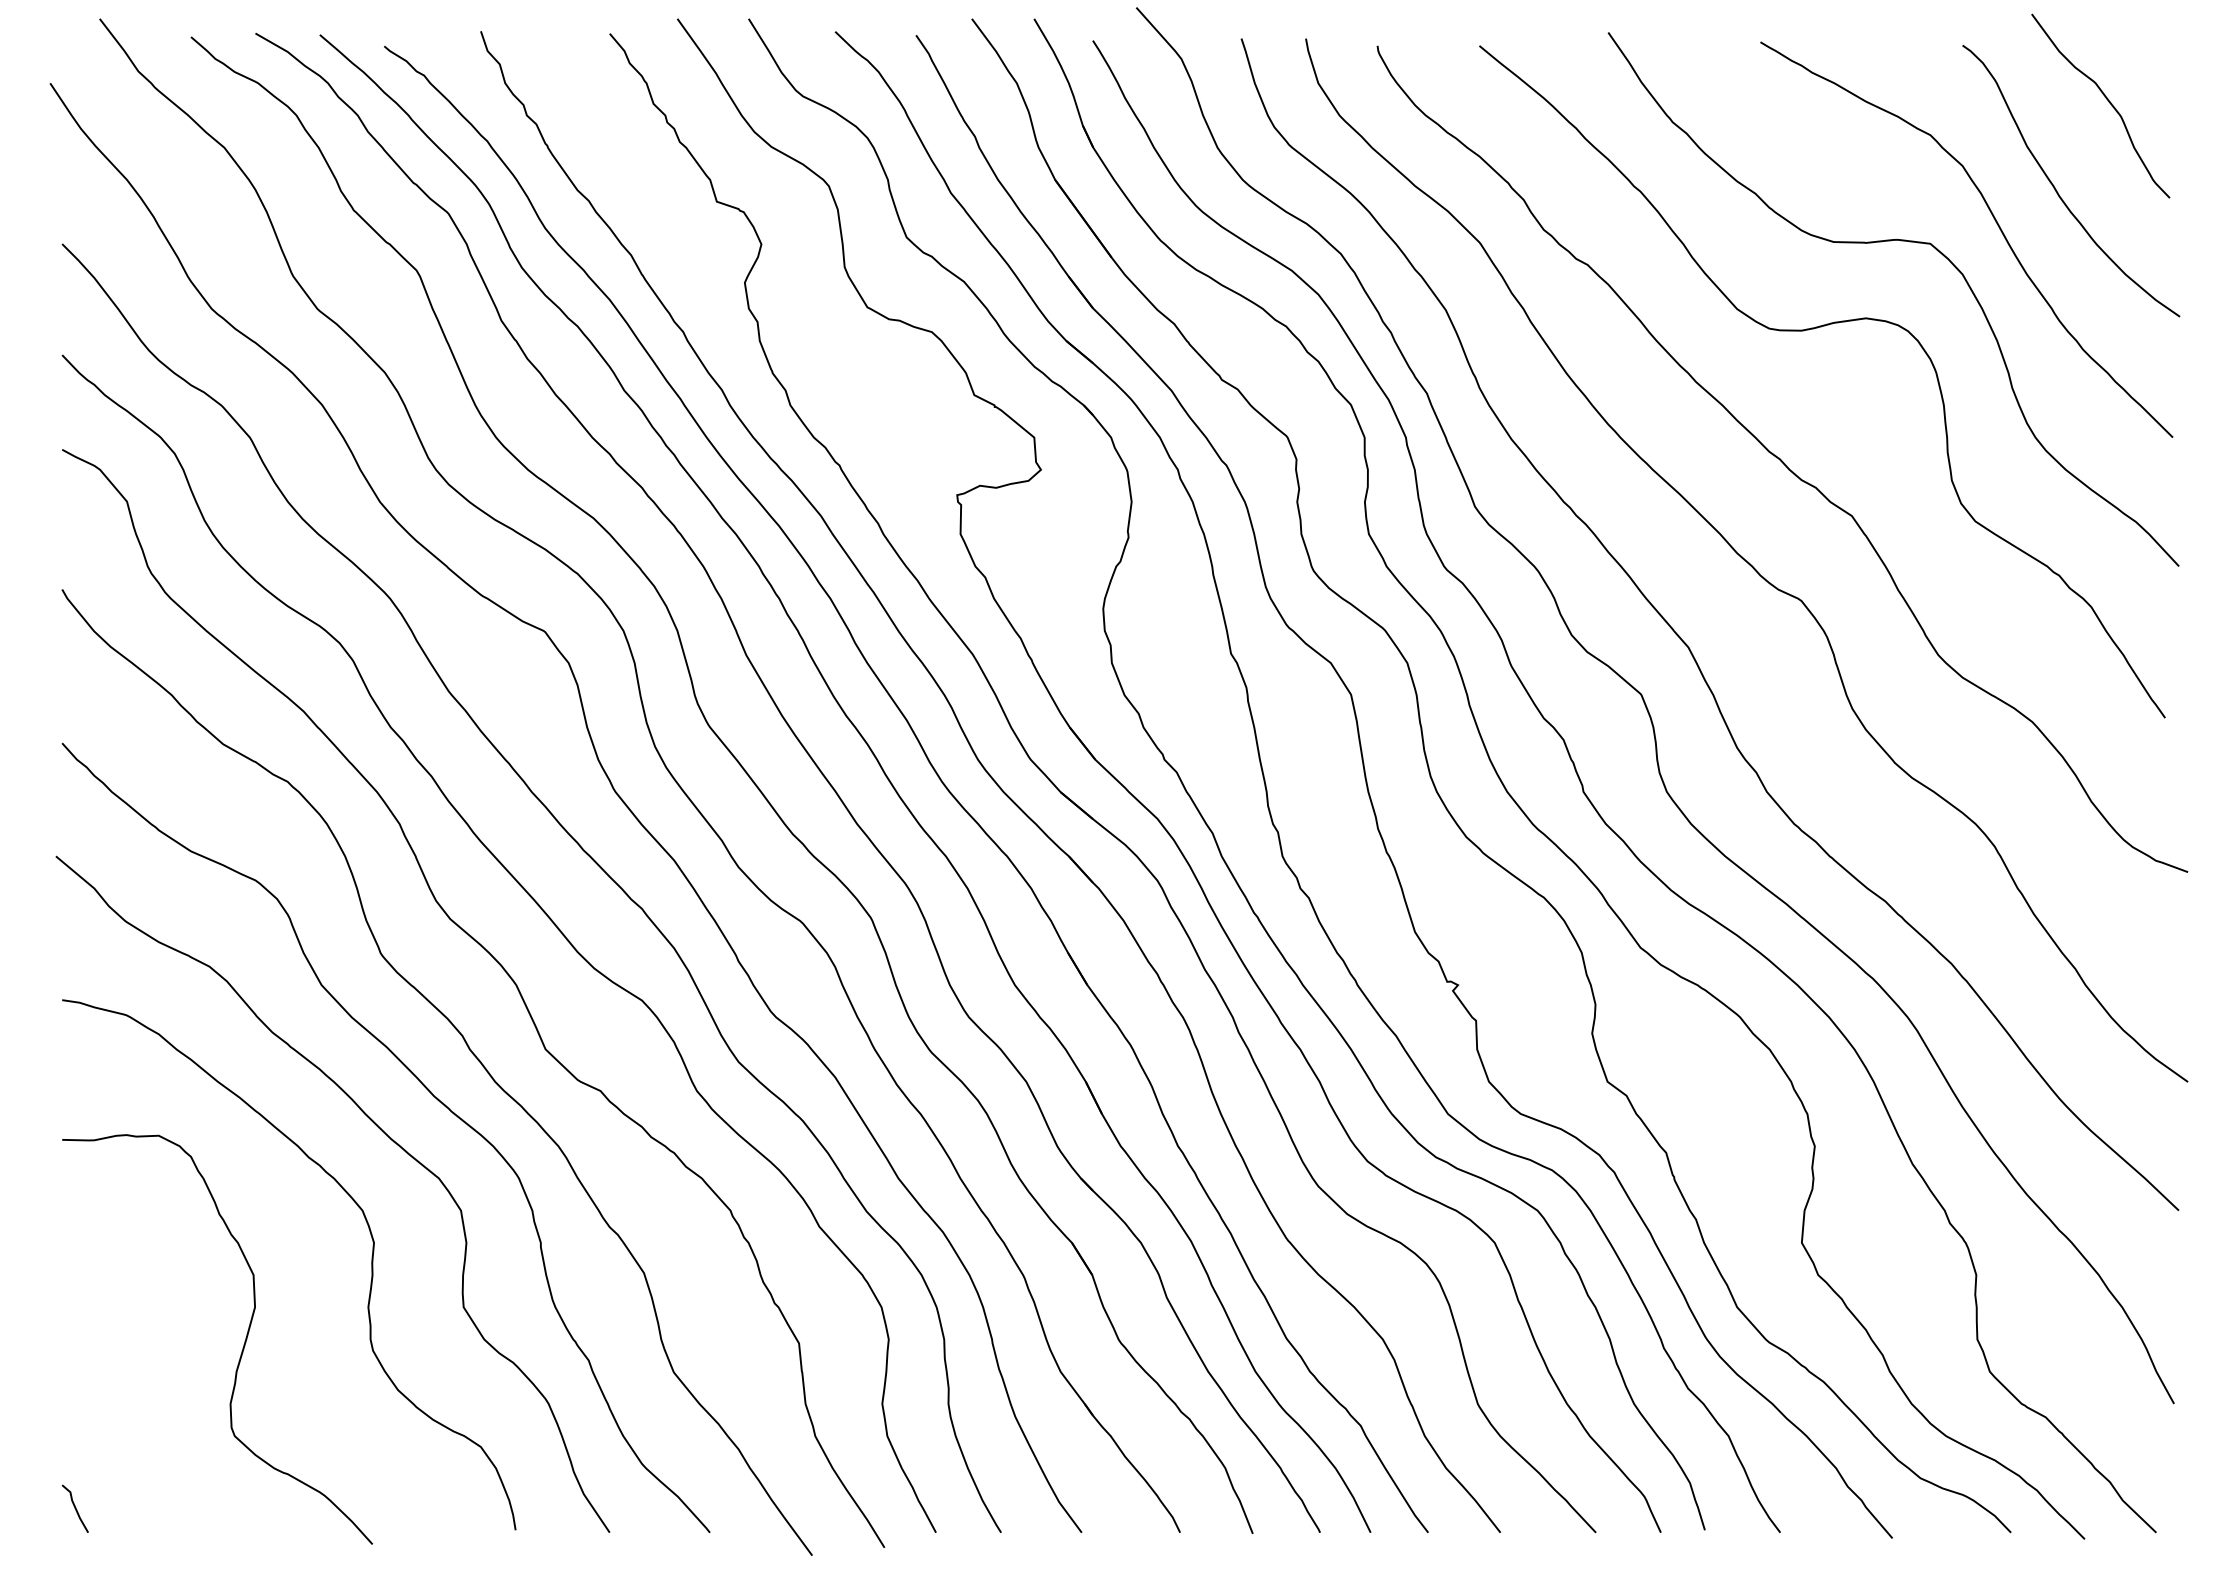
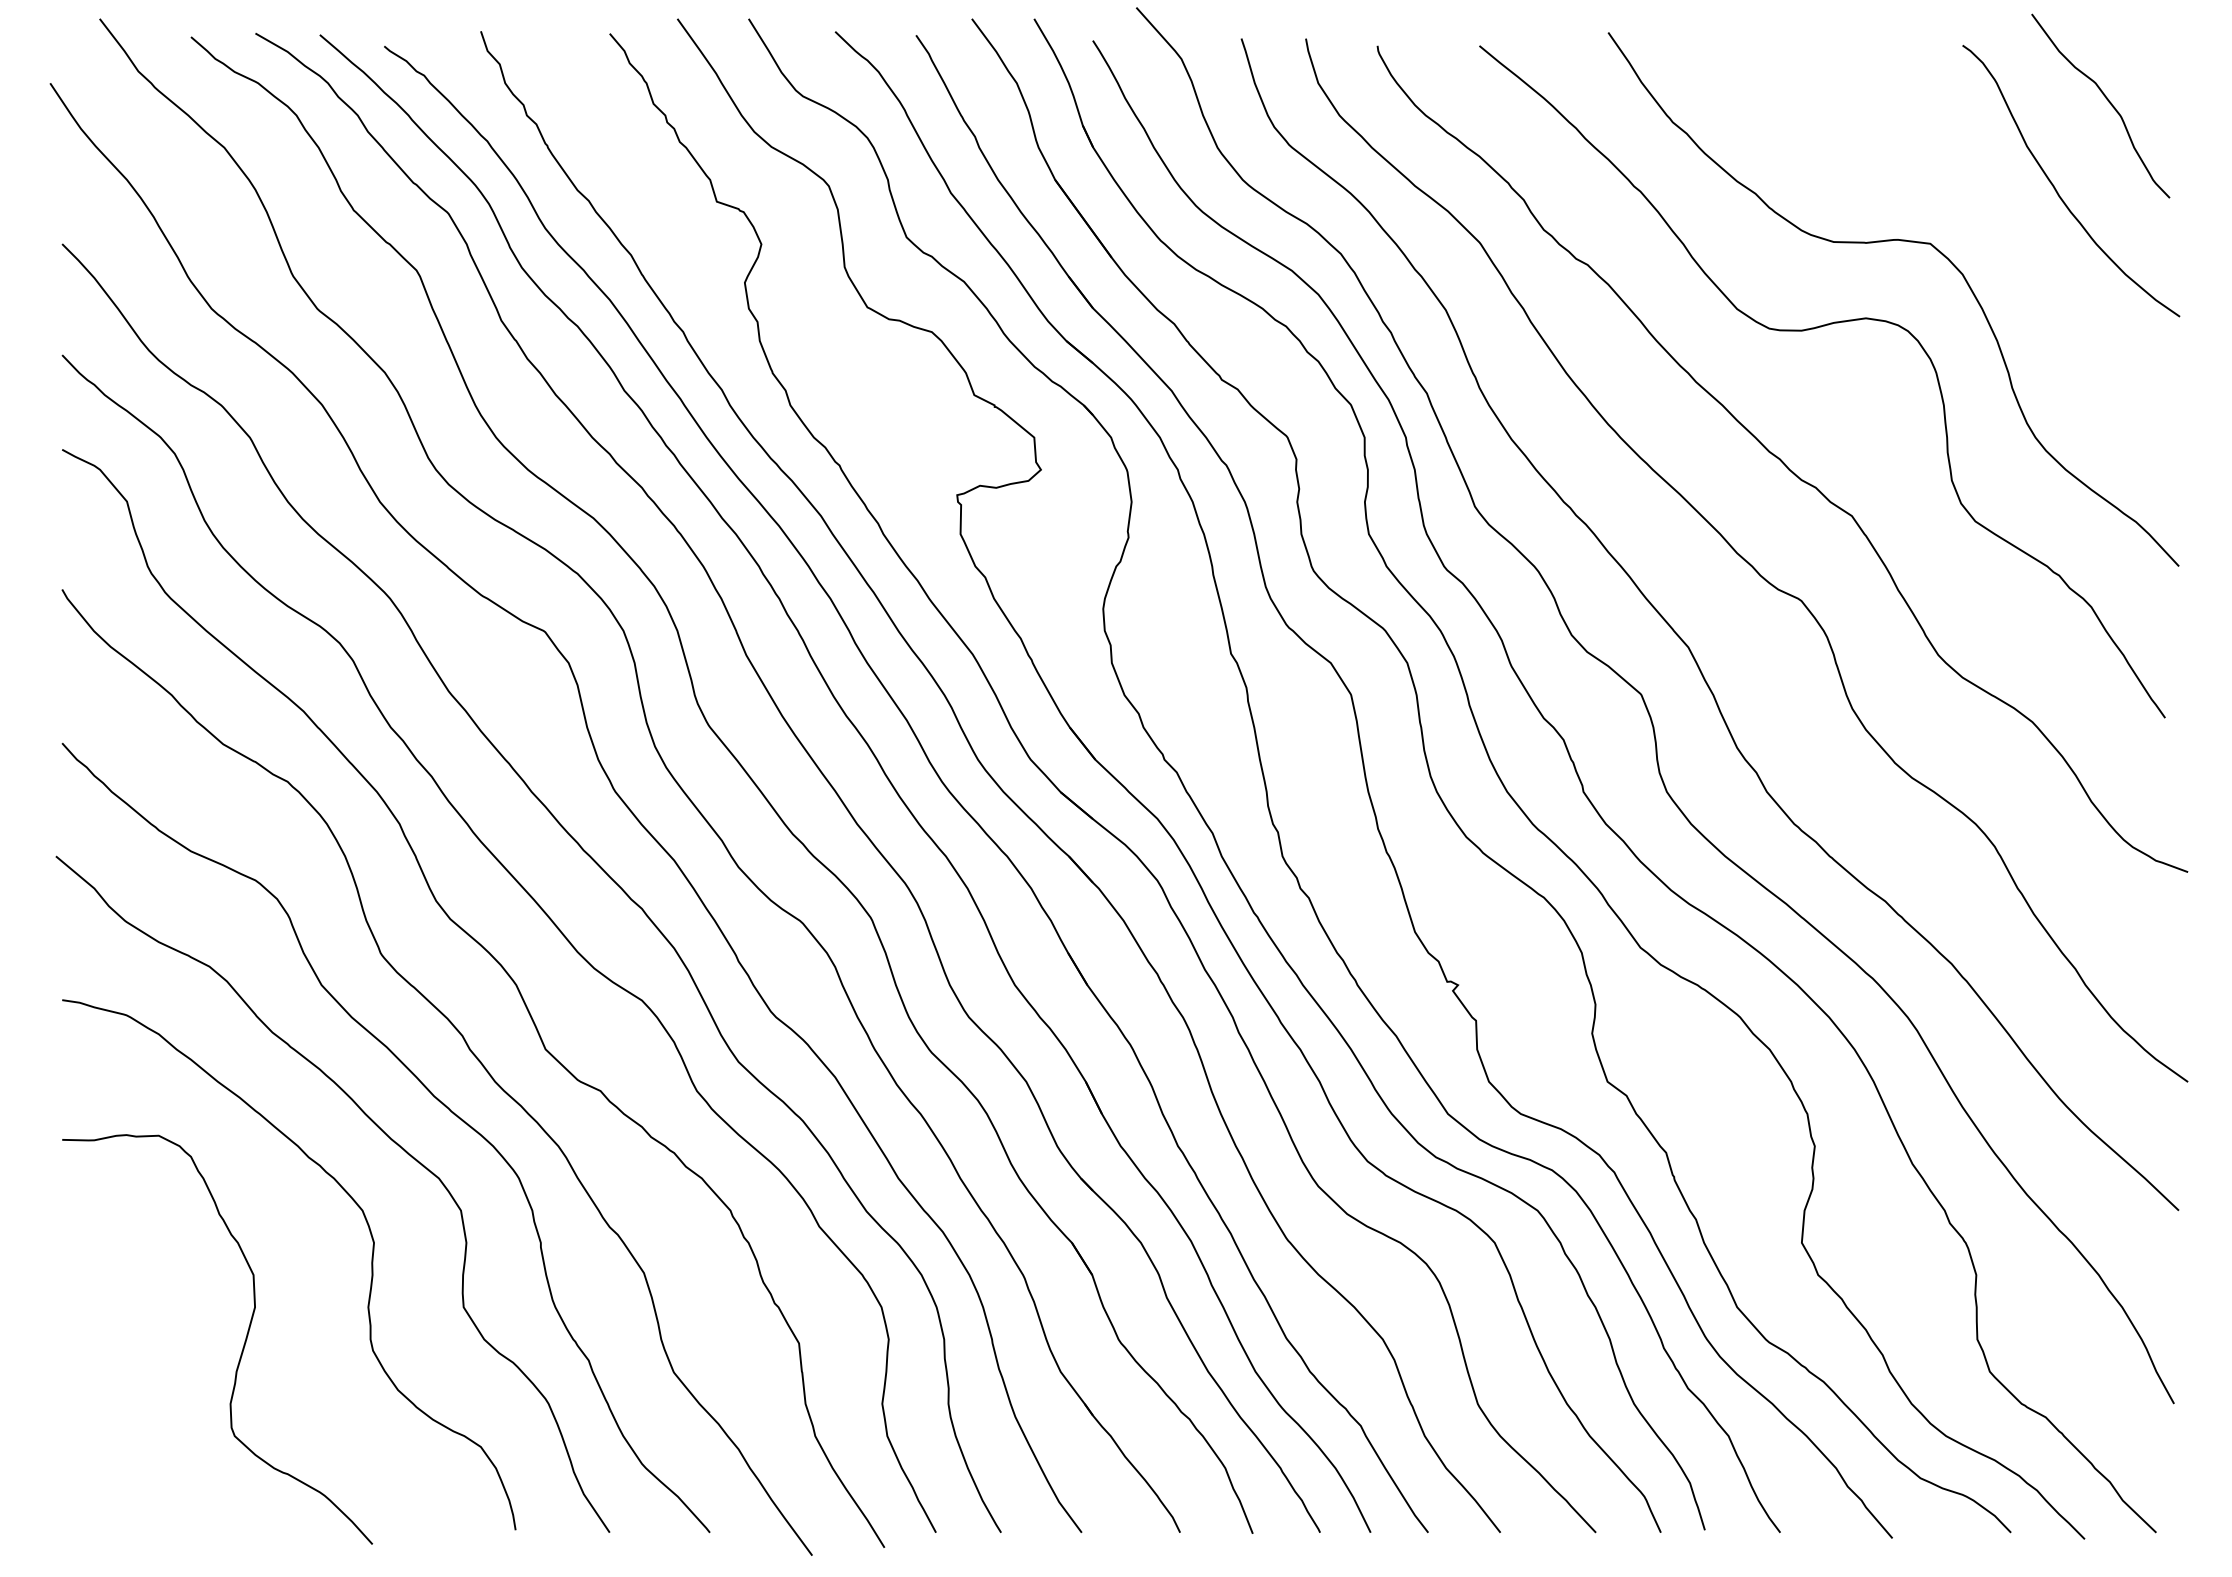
curve: present -> none (1995, 222)
line: present -> none (74, 1508)
